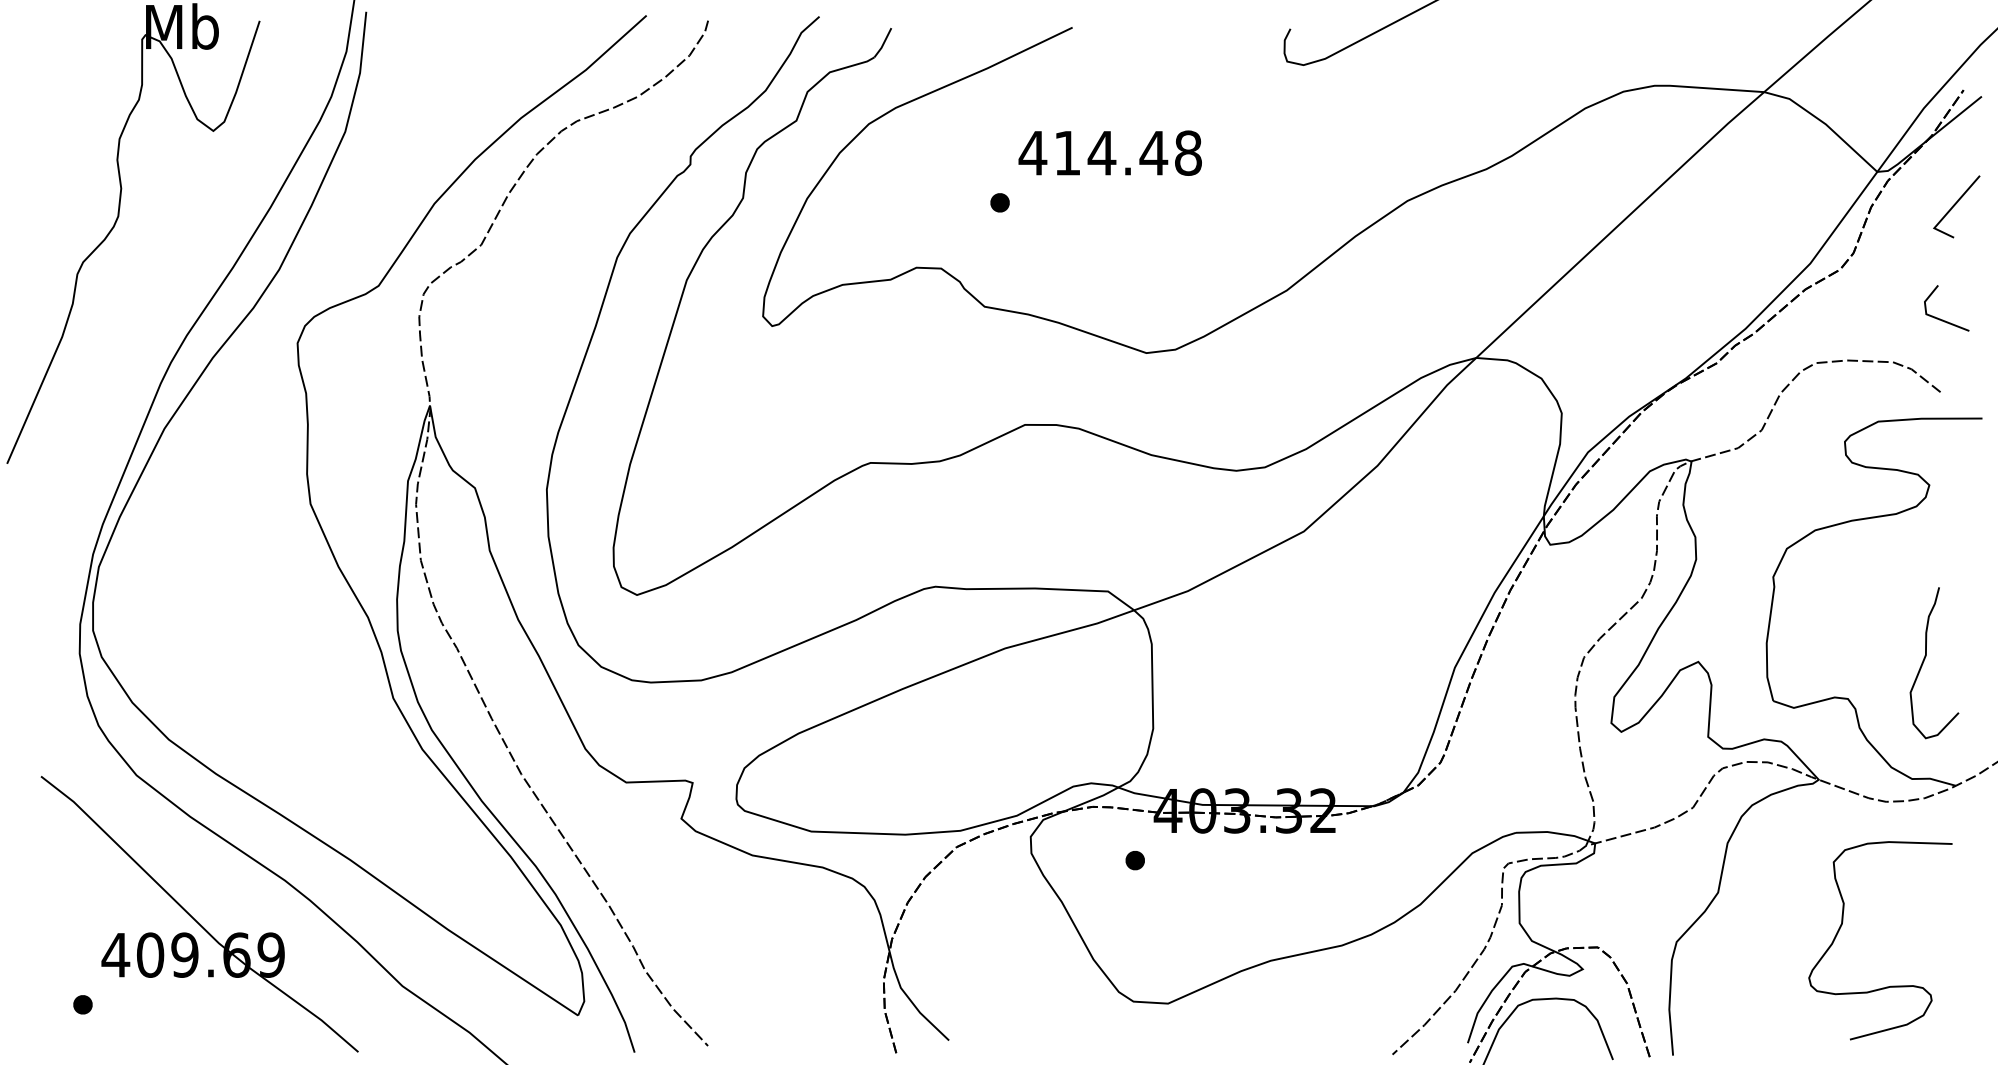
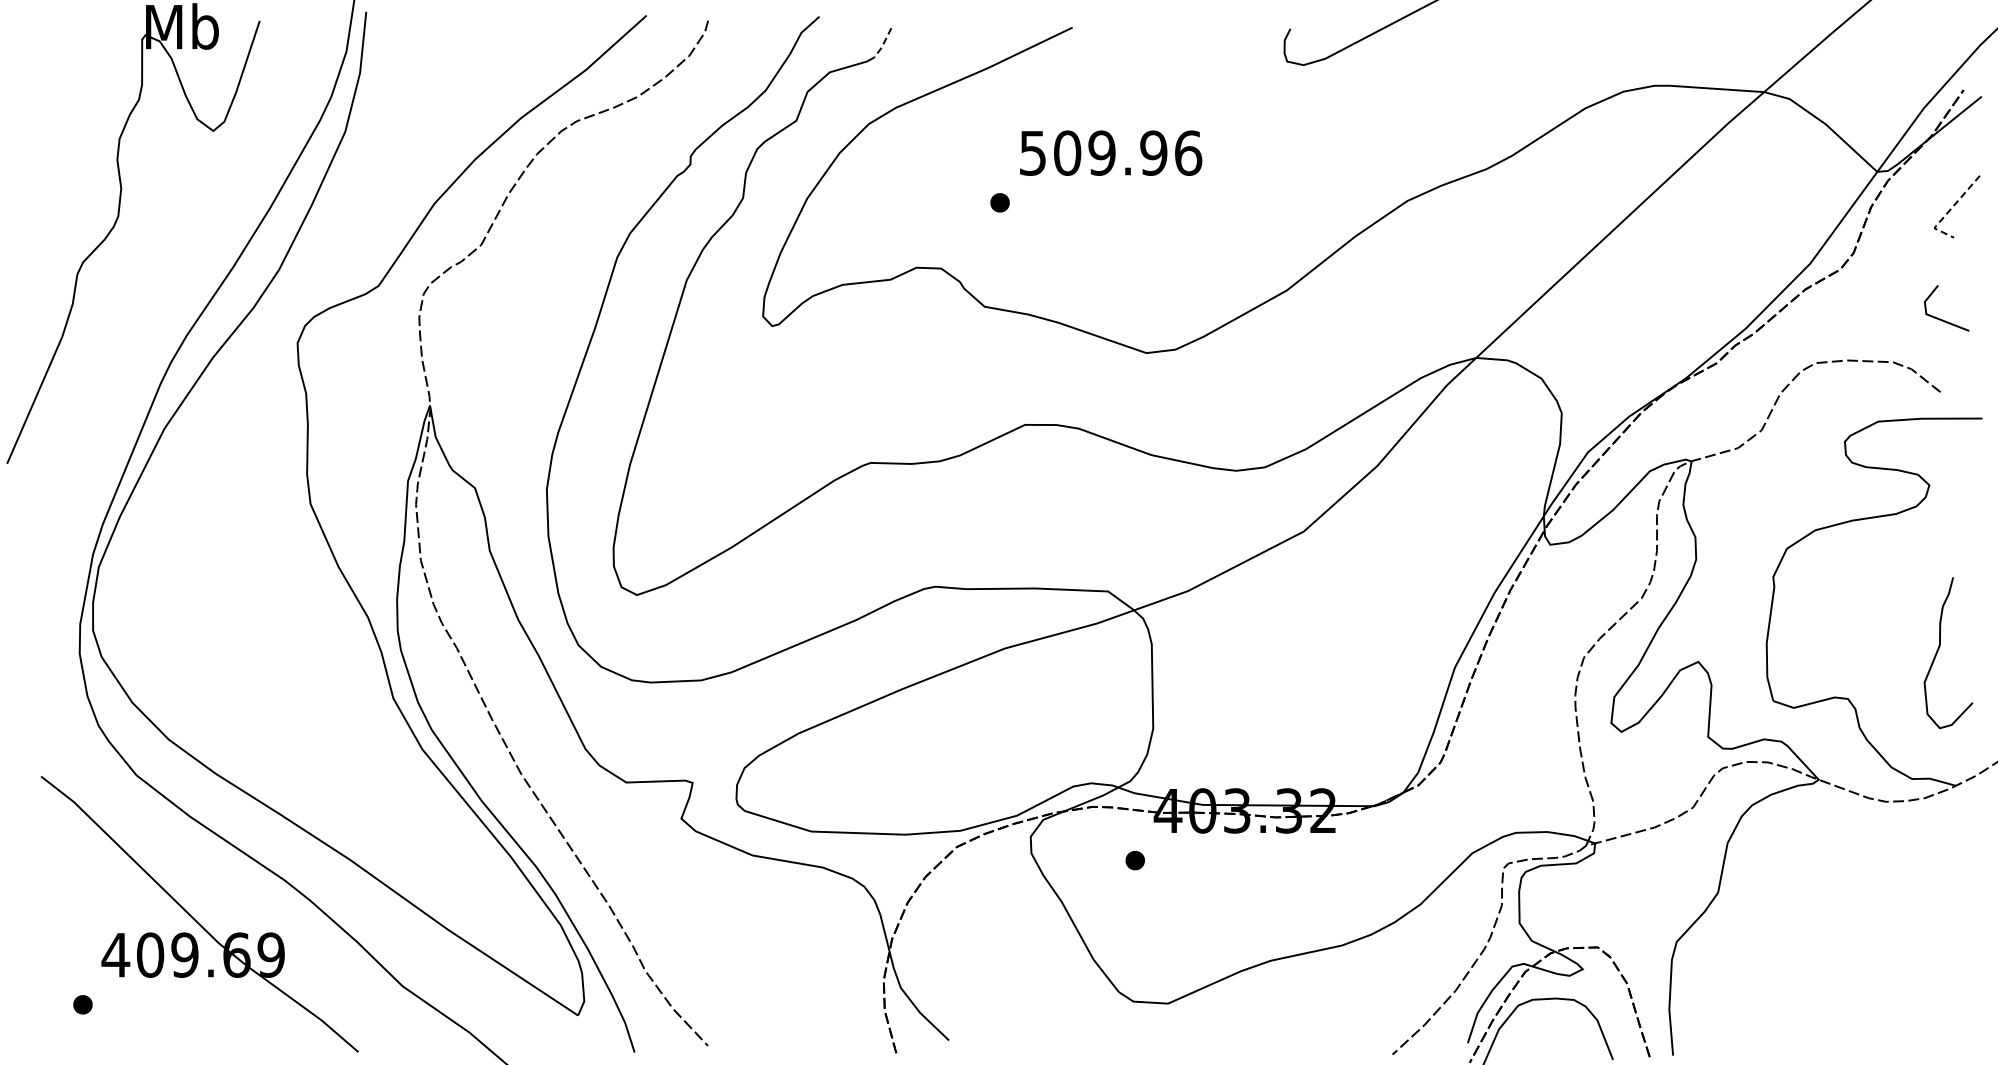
line: solid -> dashed (883, 43)
text: 414.48 -> 509.96 (1110, 152)
line: solid -> dashed (1949, 211)
curve position: (1925, 659) -> (1939, 649) (1939, 649)
curve: present -> none (1842, 925)
